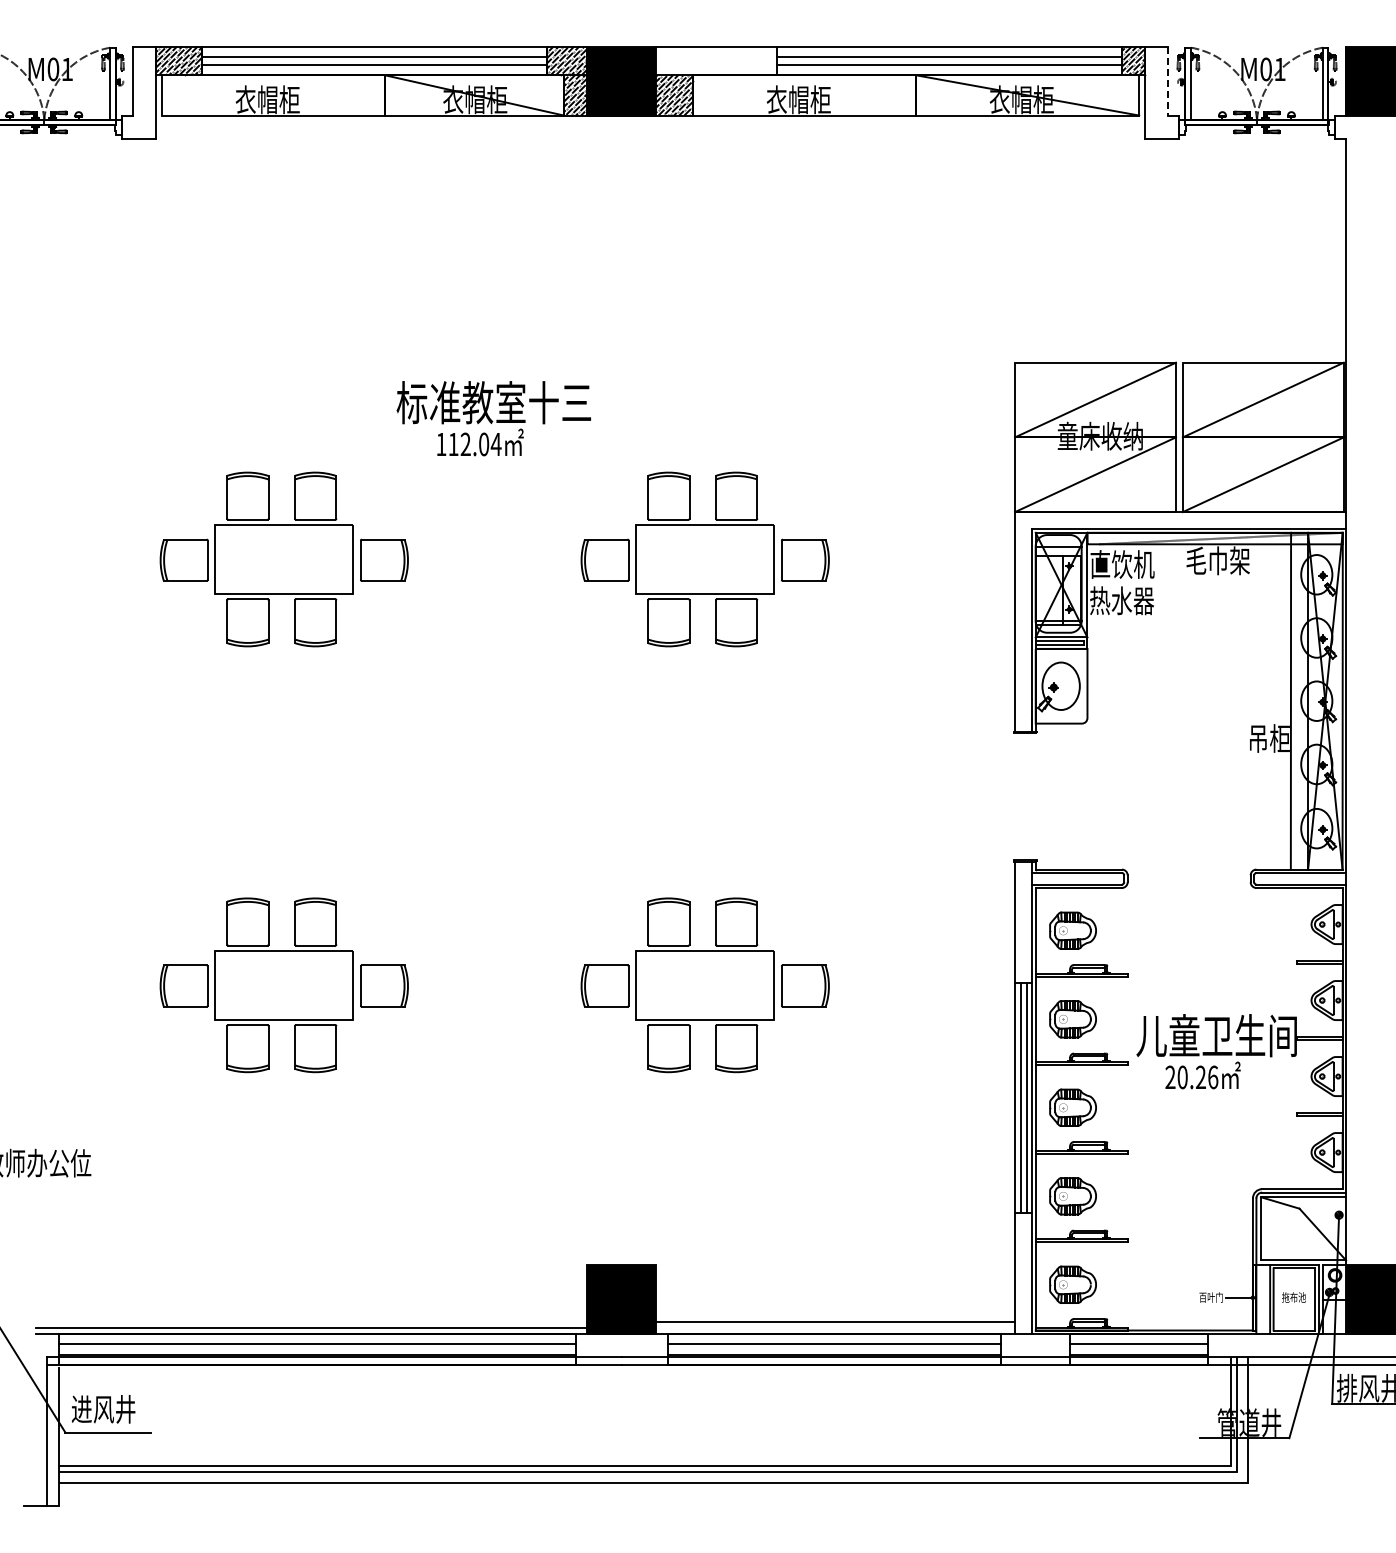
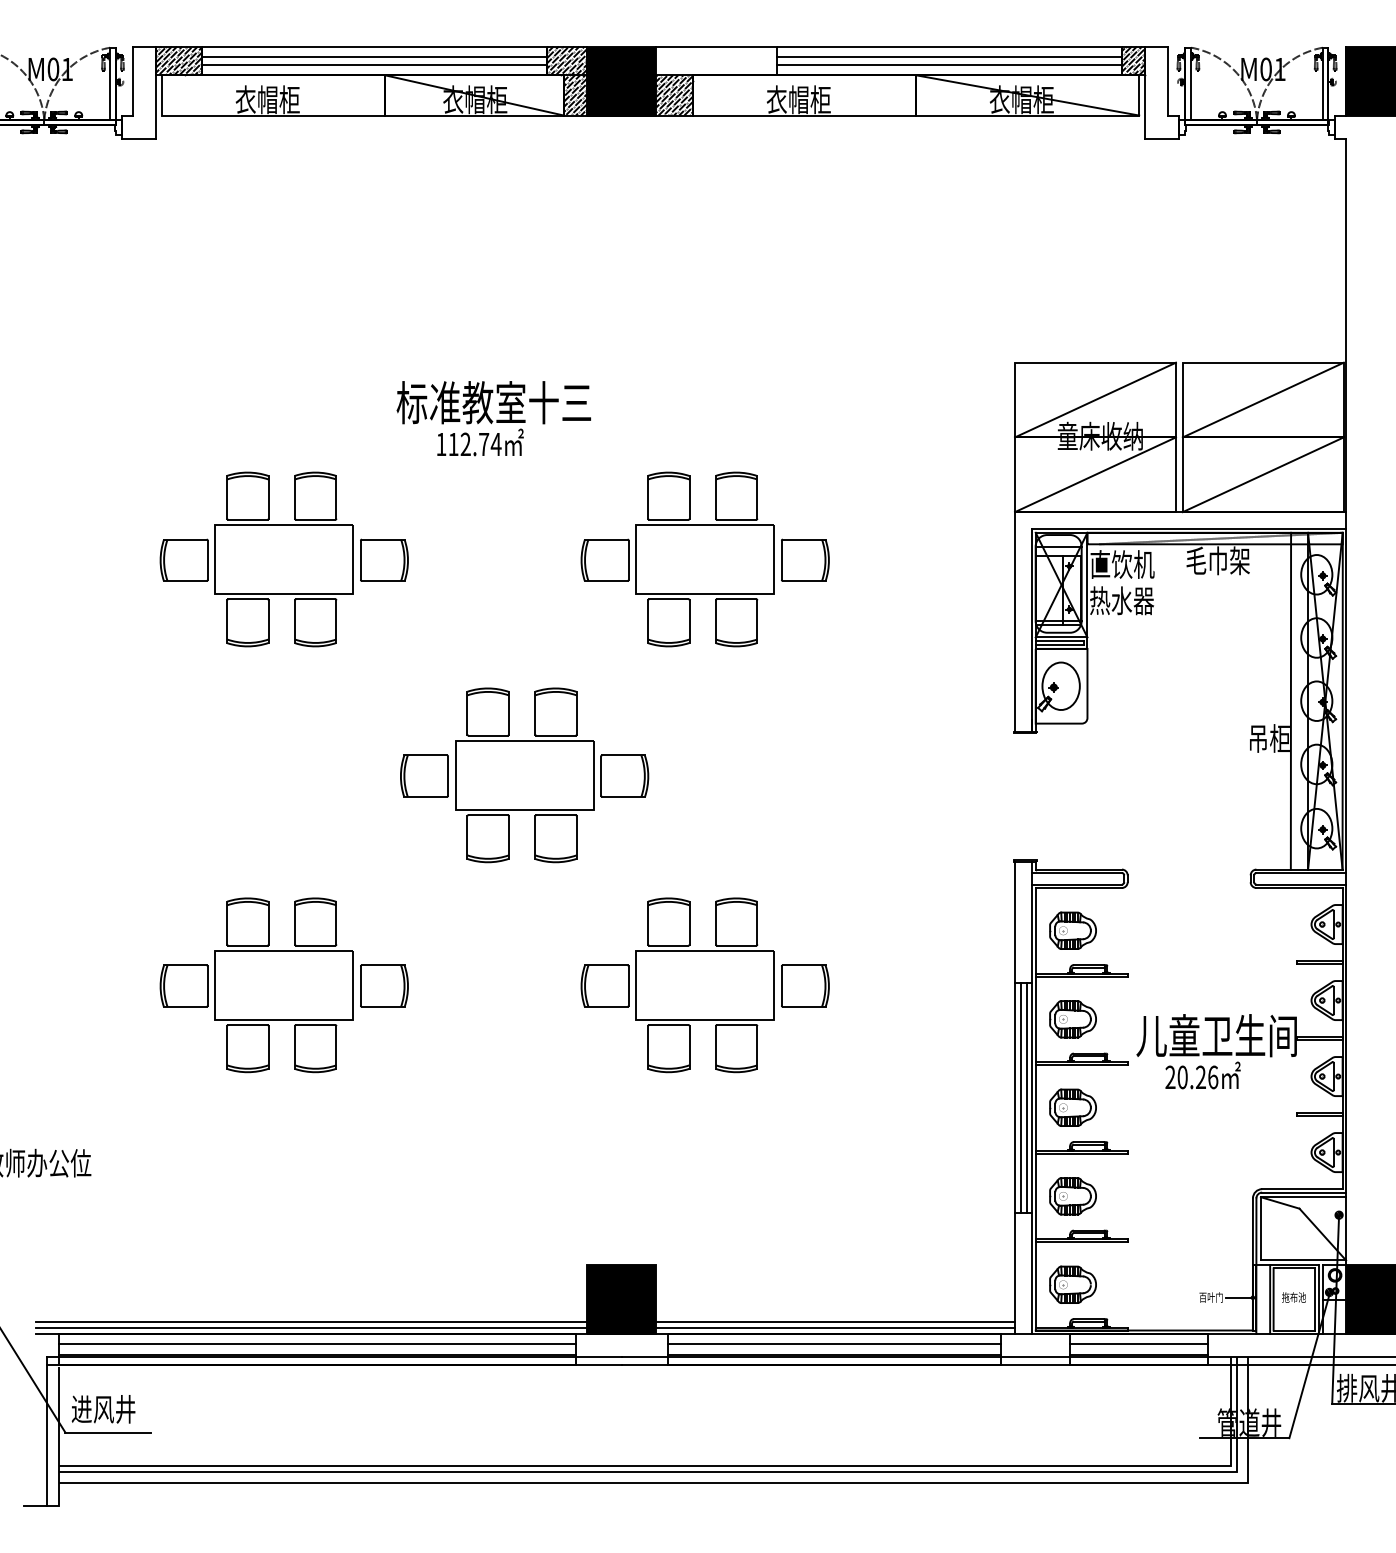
line: dashed -> solid (1167, 81)
text: 112.04 -> 112.74 (484, 444)
part: none -> present (524, 775)
line: none -> present (311, 1321)
line: none -> present (835, 1327)
